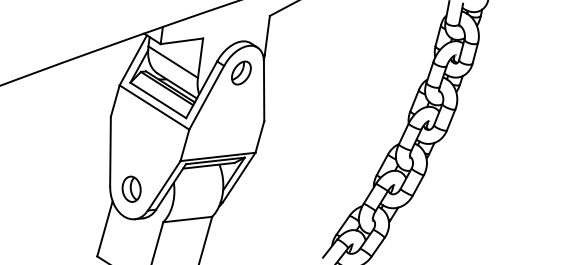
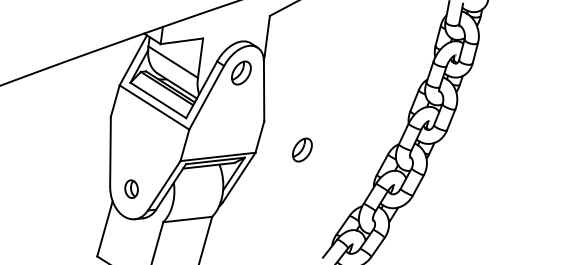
part: none -> present (302, 149)
part size: 21x28 px -> 15x20 px (131, 188)
